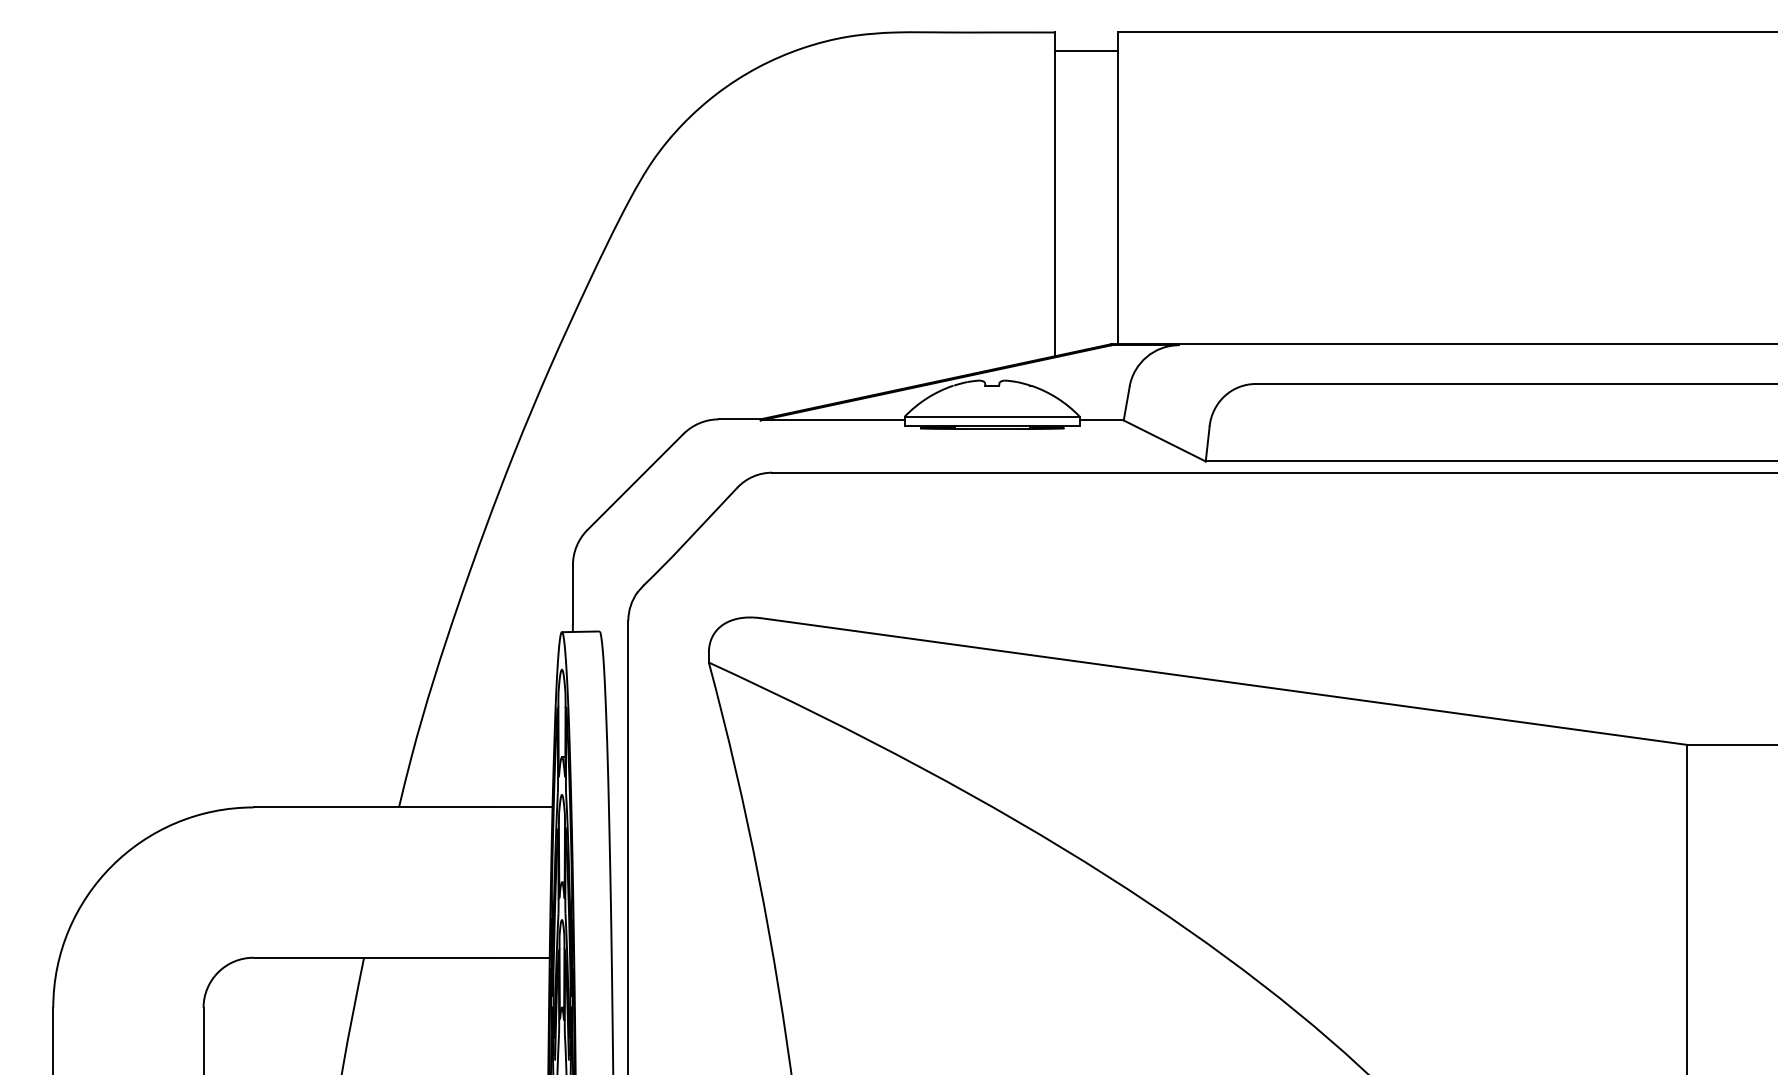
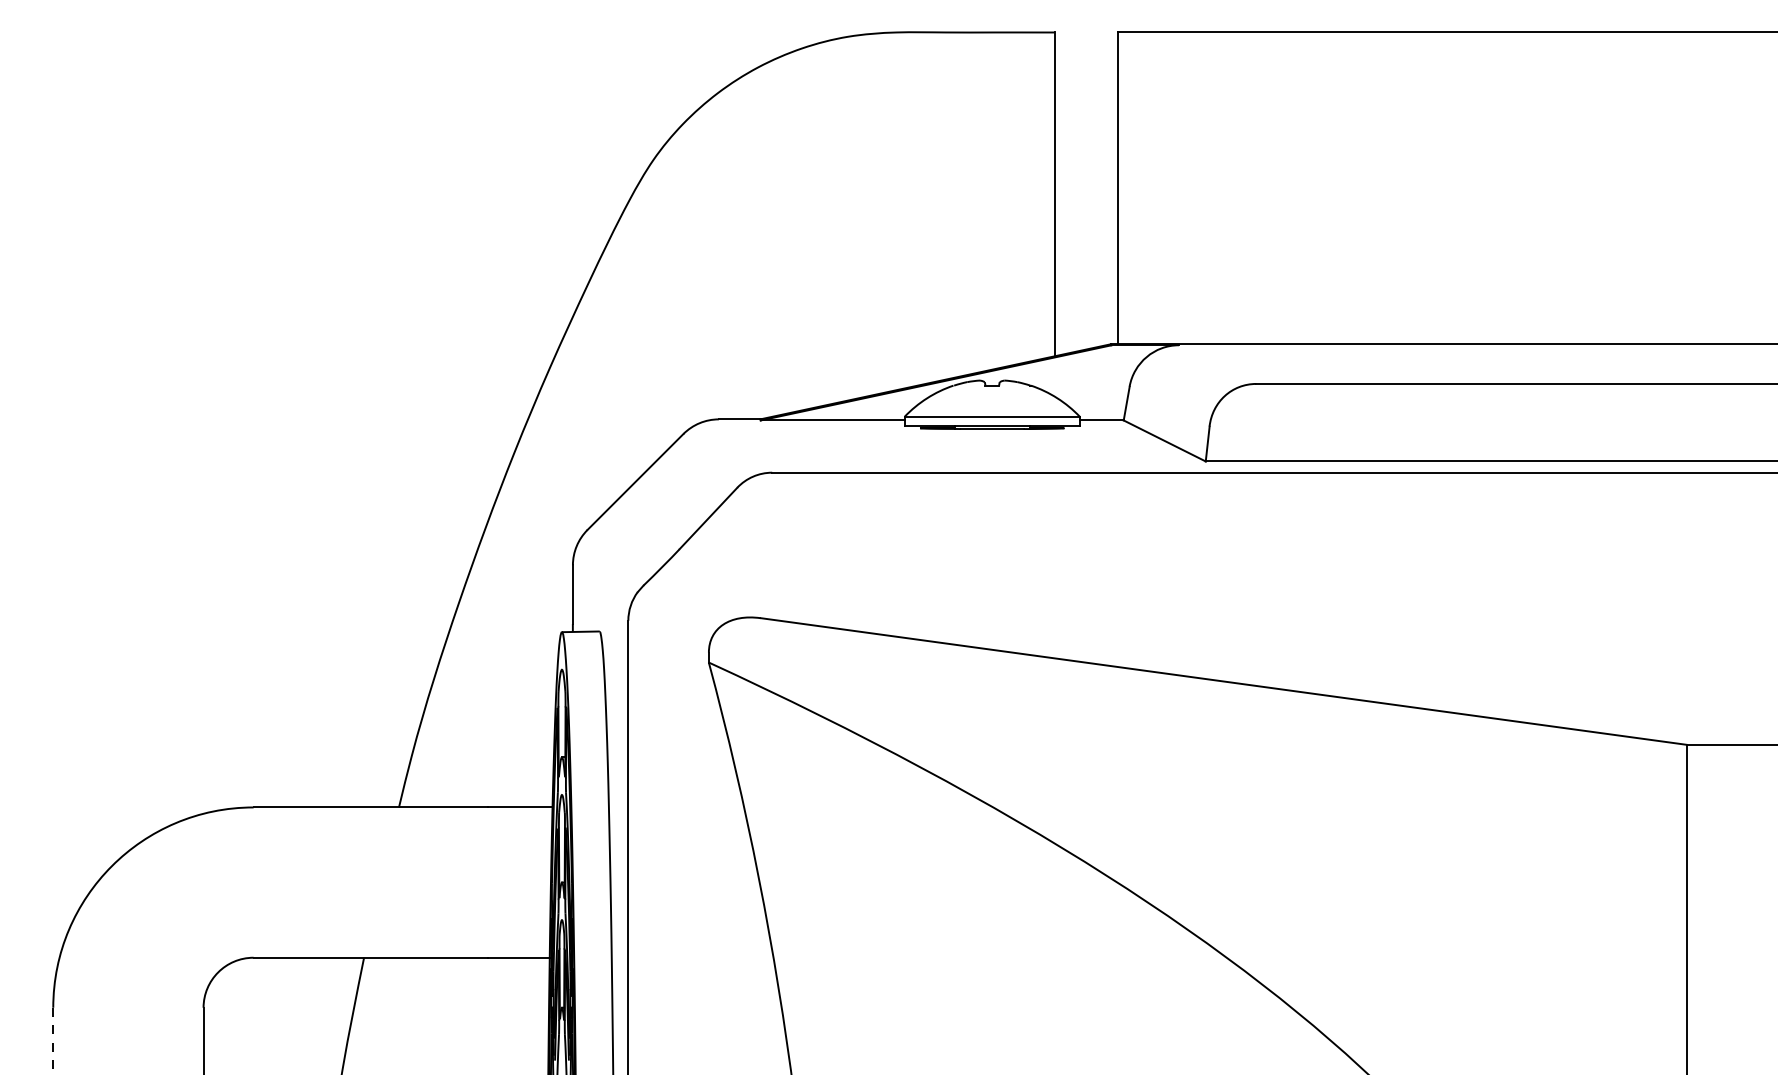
line: present -> none (1085, 51)
line: solid -> dashed (53, 1041)
